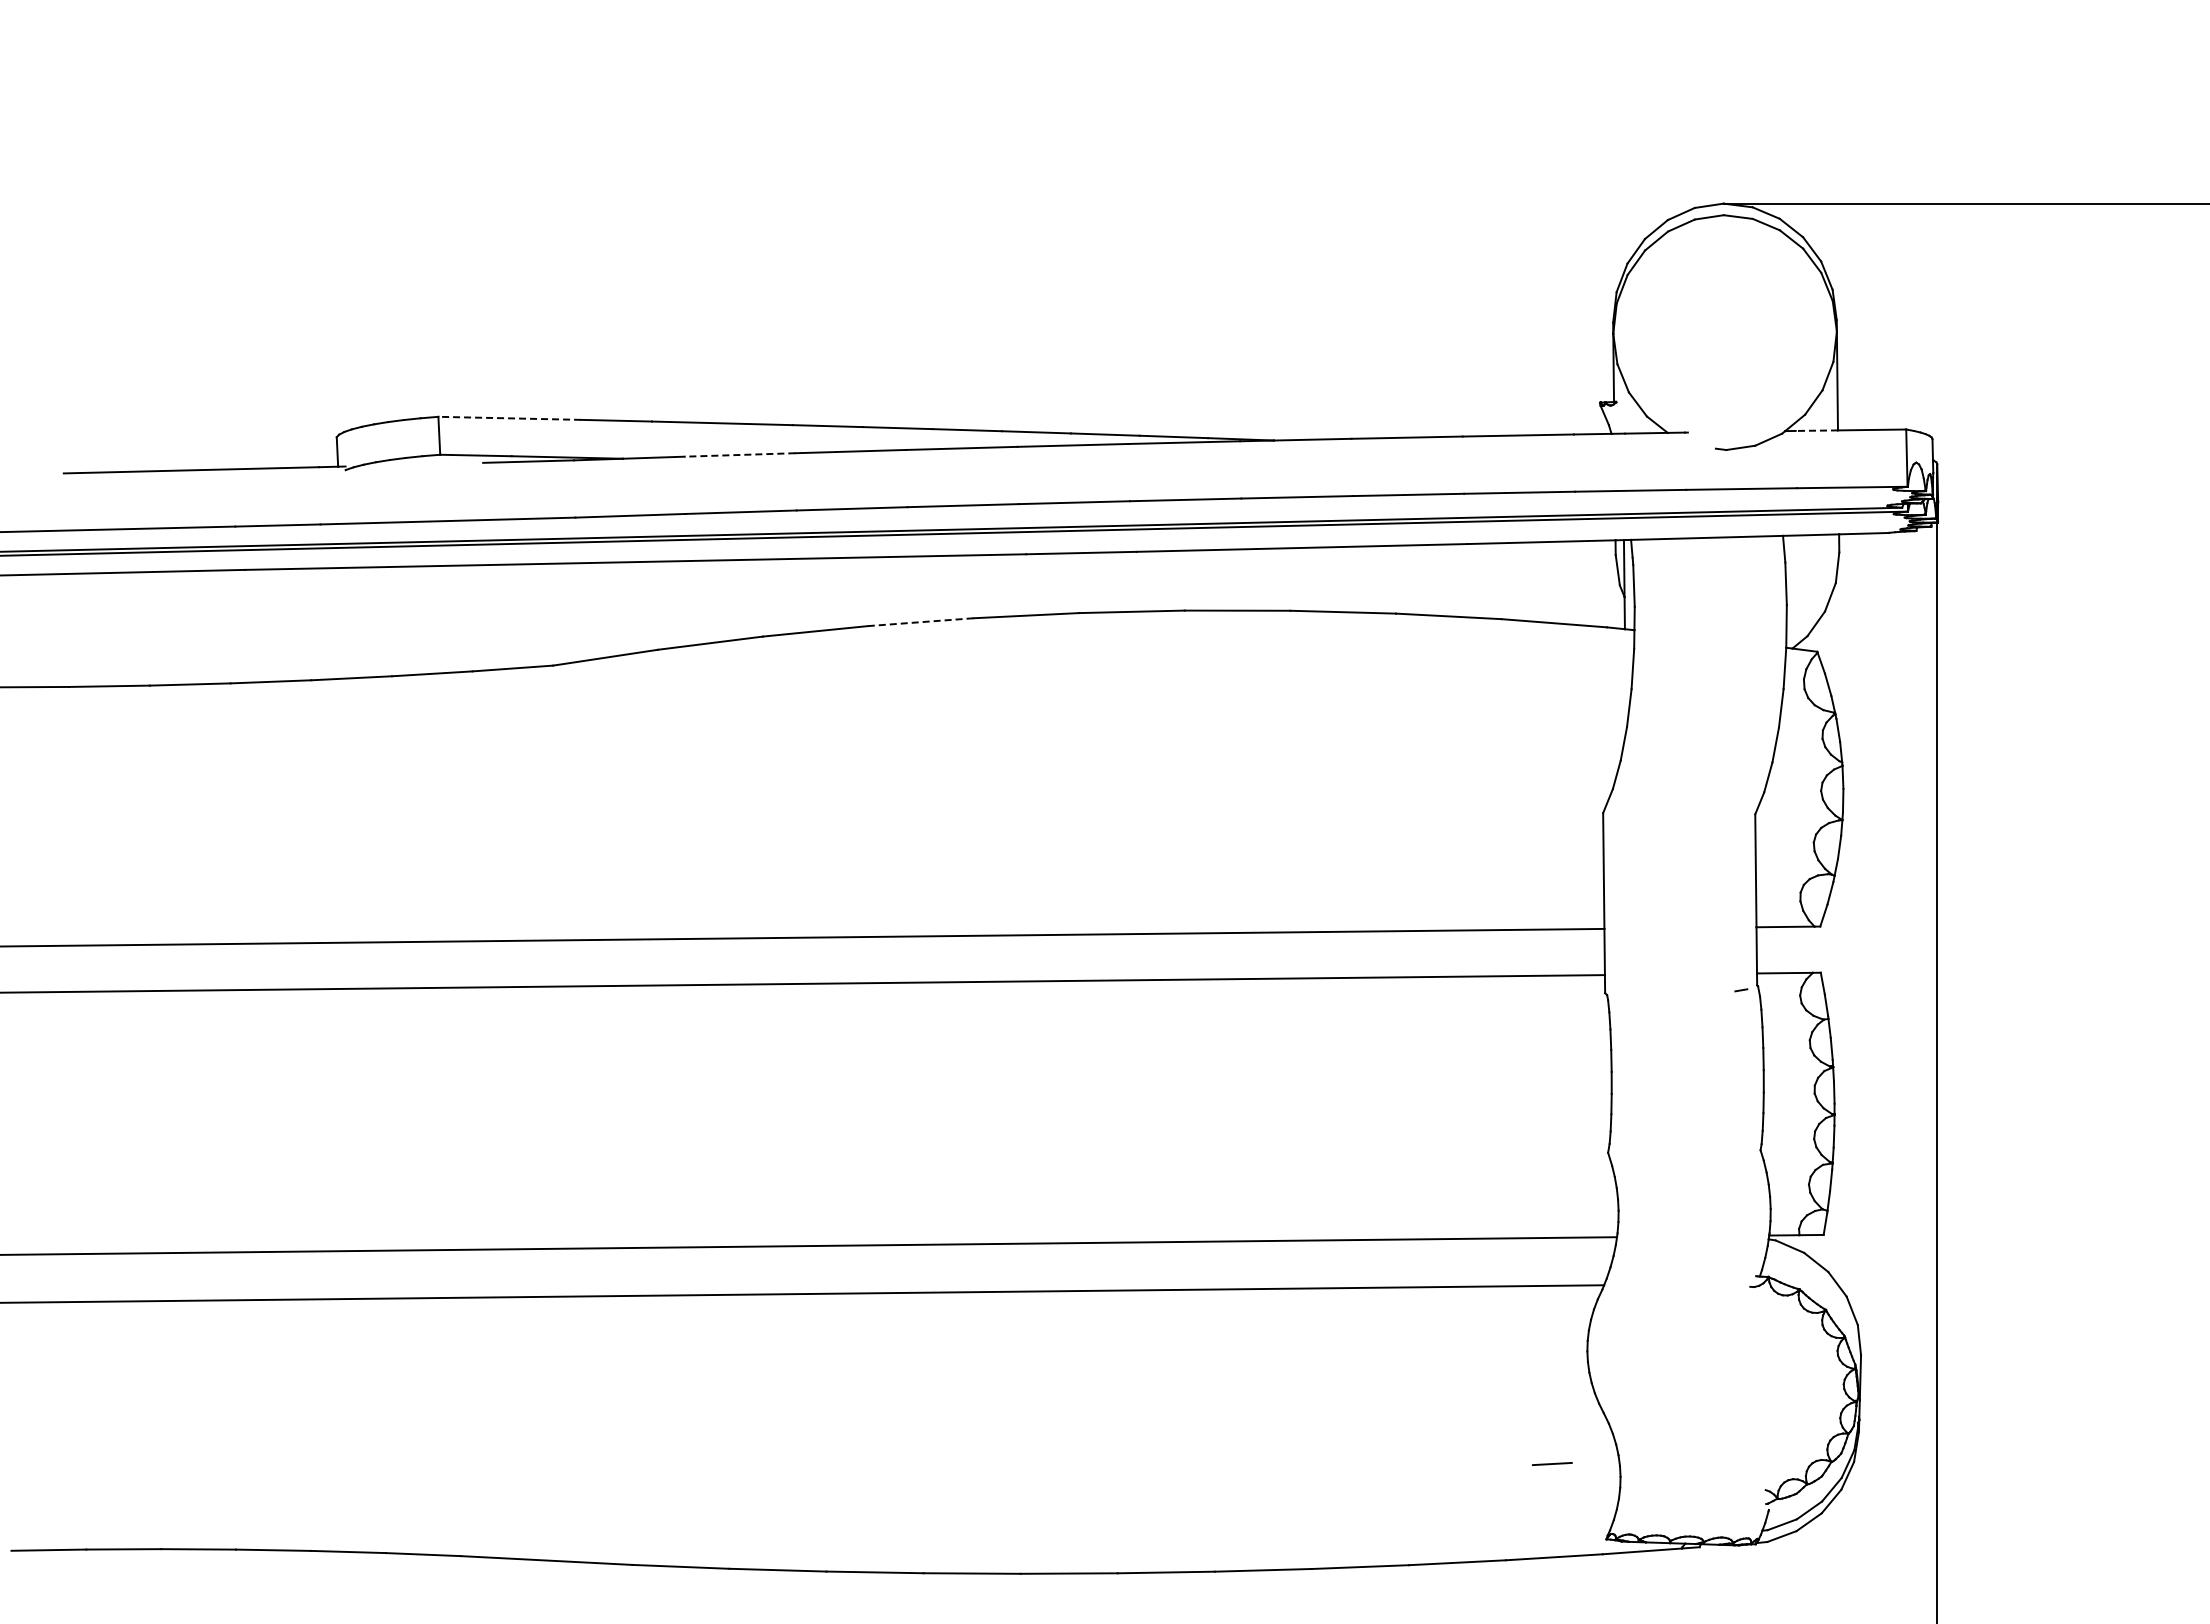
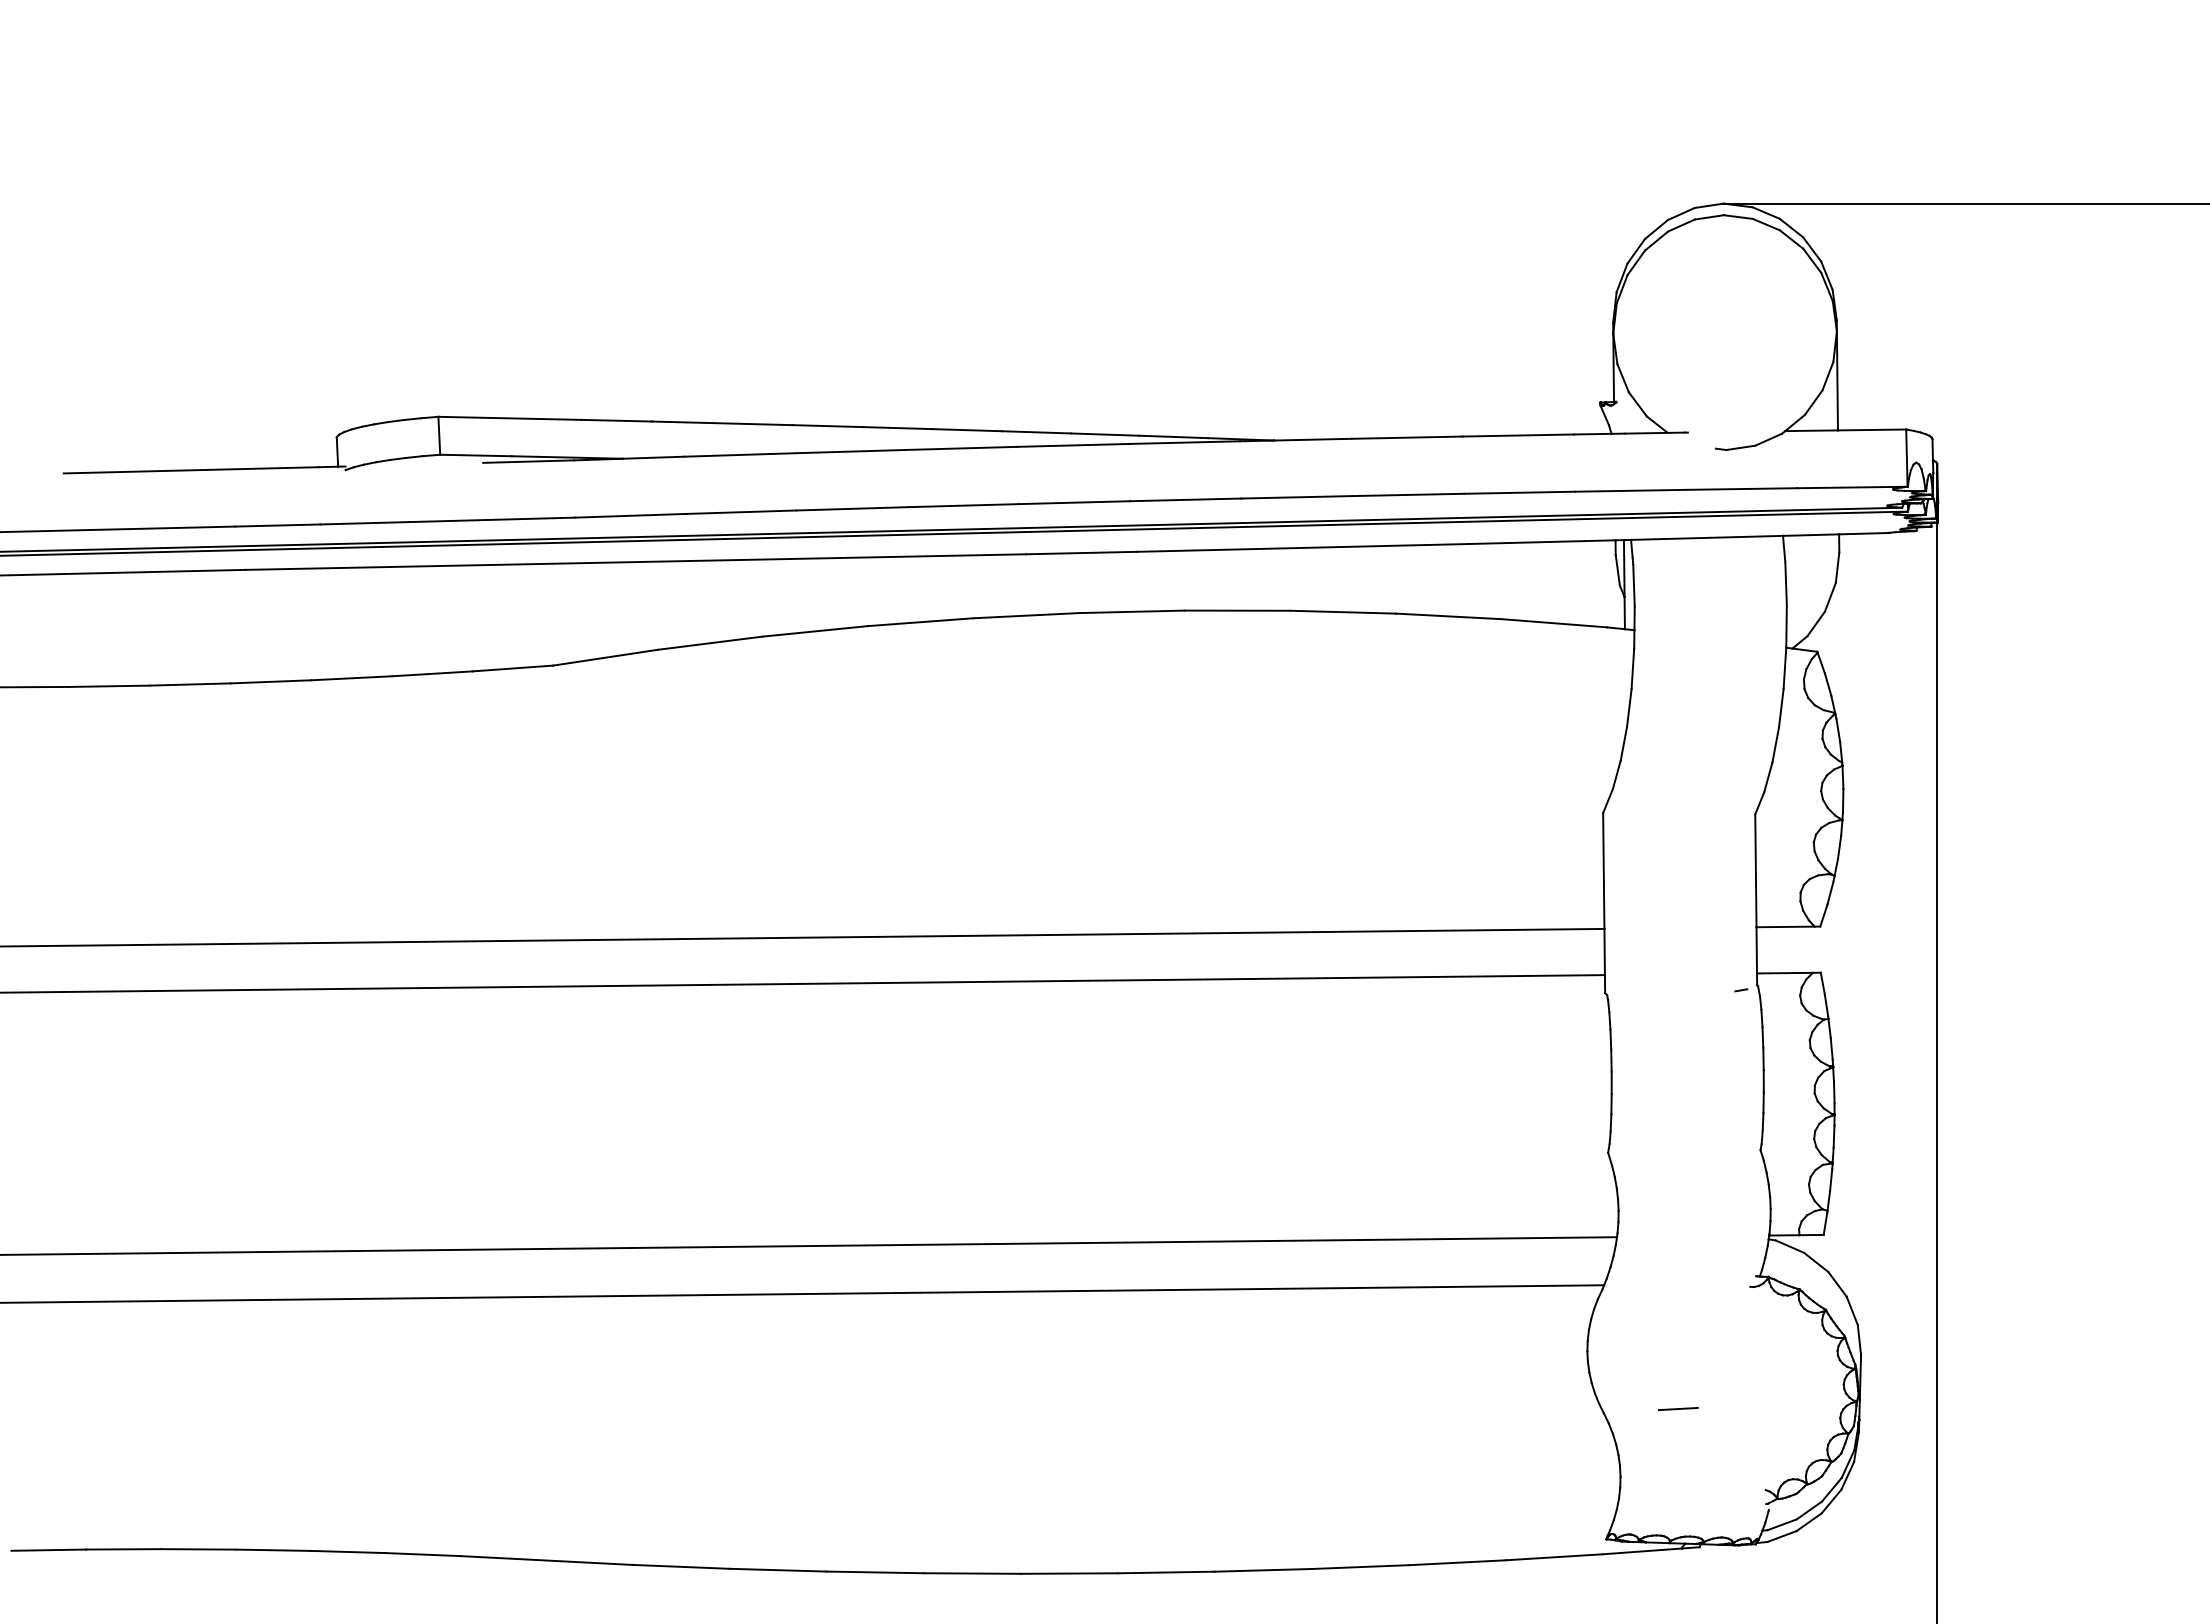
line: dashed -> solid (509, 418)
line: dashed -> solid (1816, 430)
line: dashed -> solid (739, 454)
line: dashed -> solid (920, 622)
line position: (1552, 1463) -> (1678, 1408) (1678, 1408)
